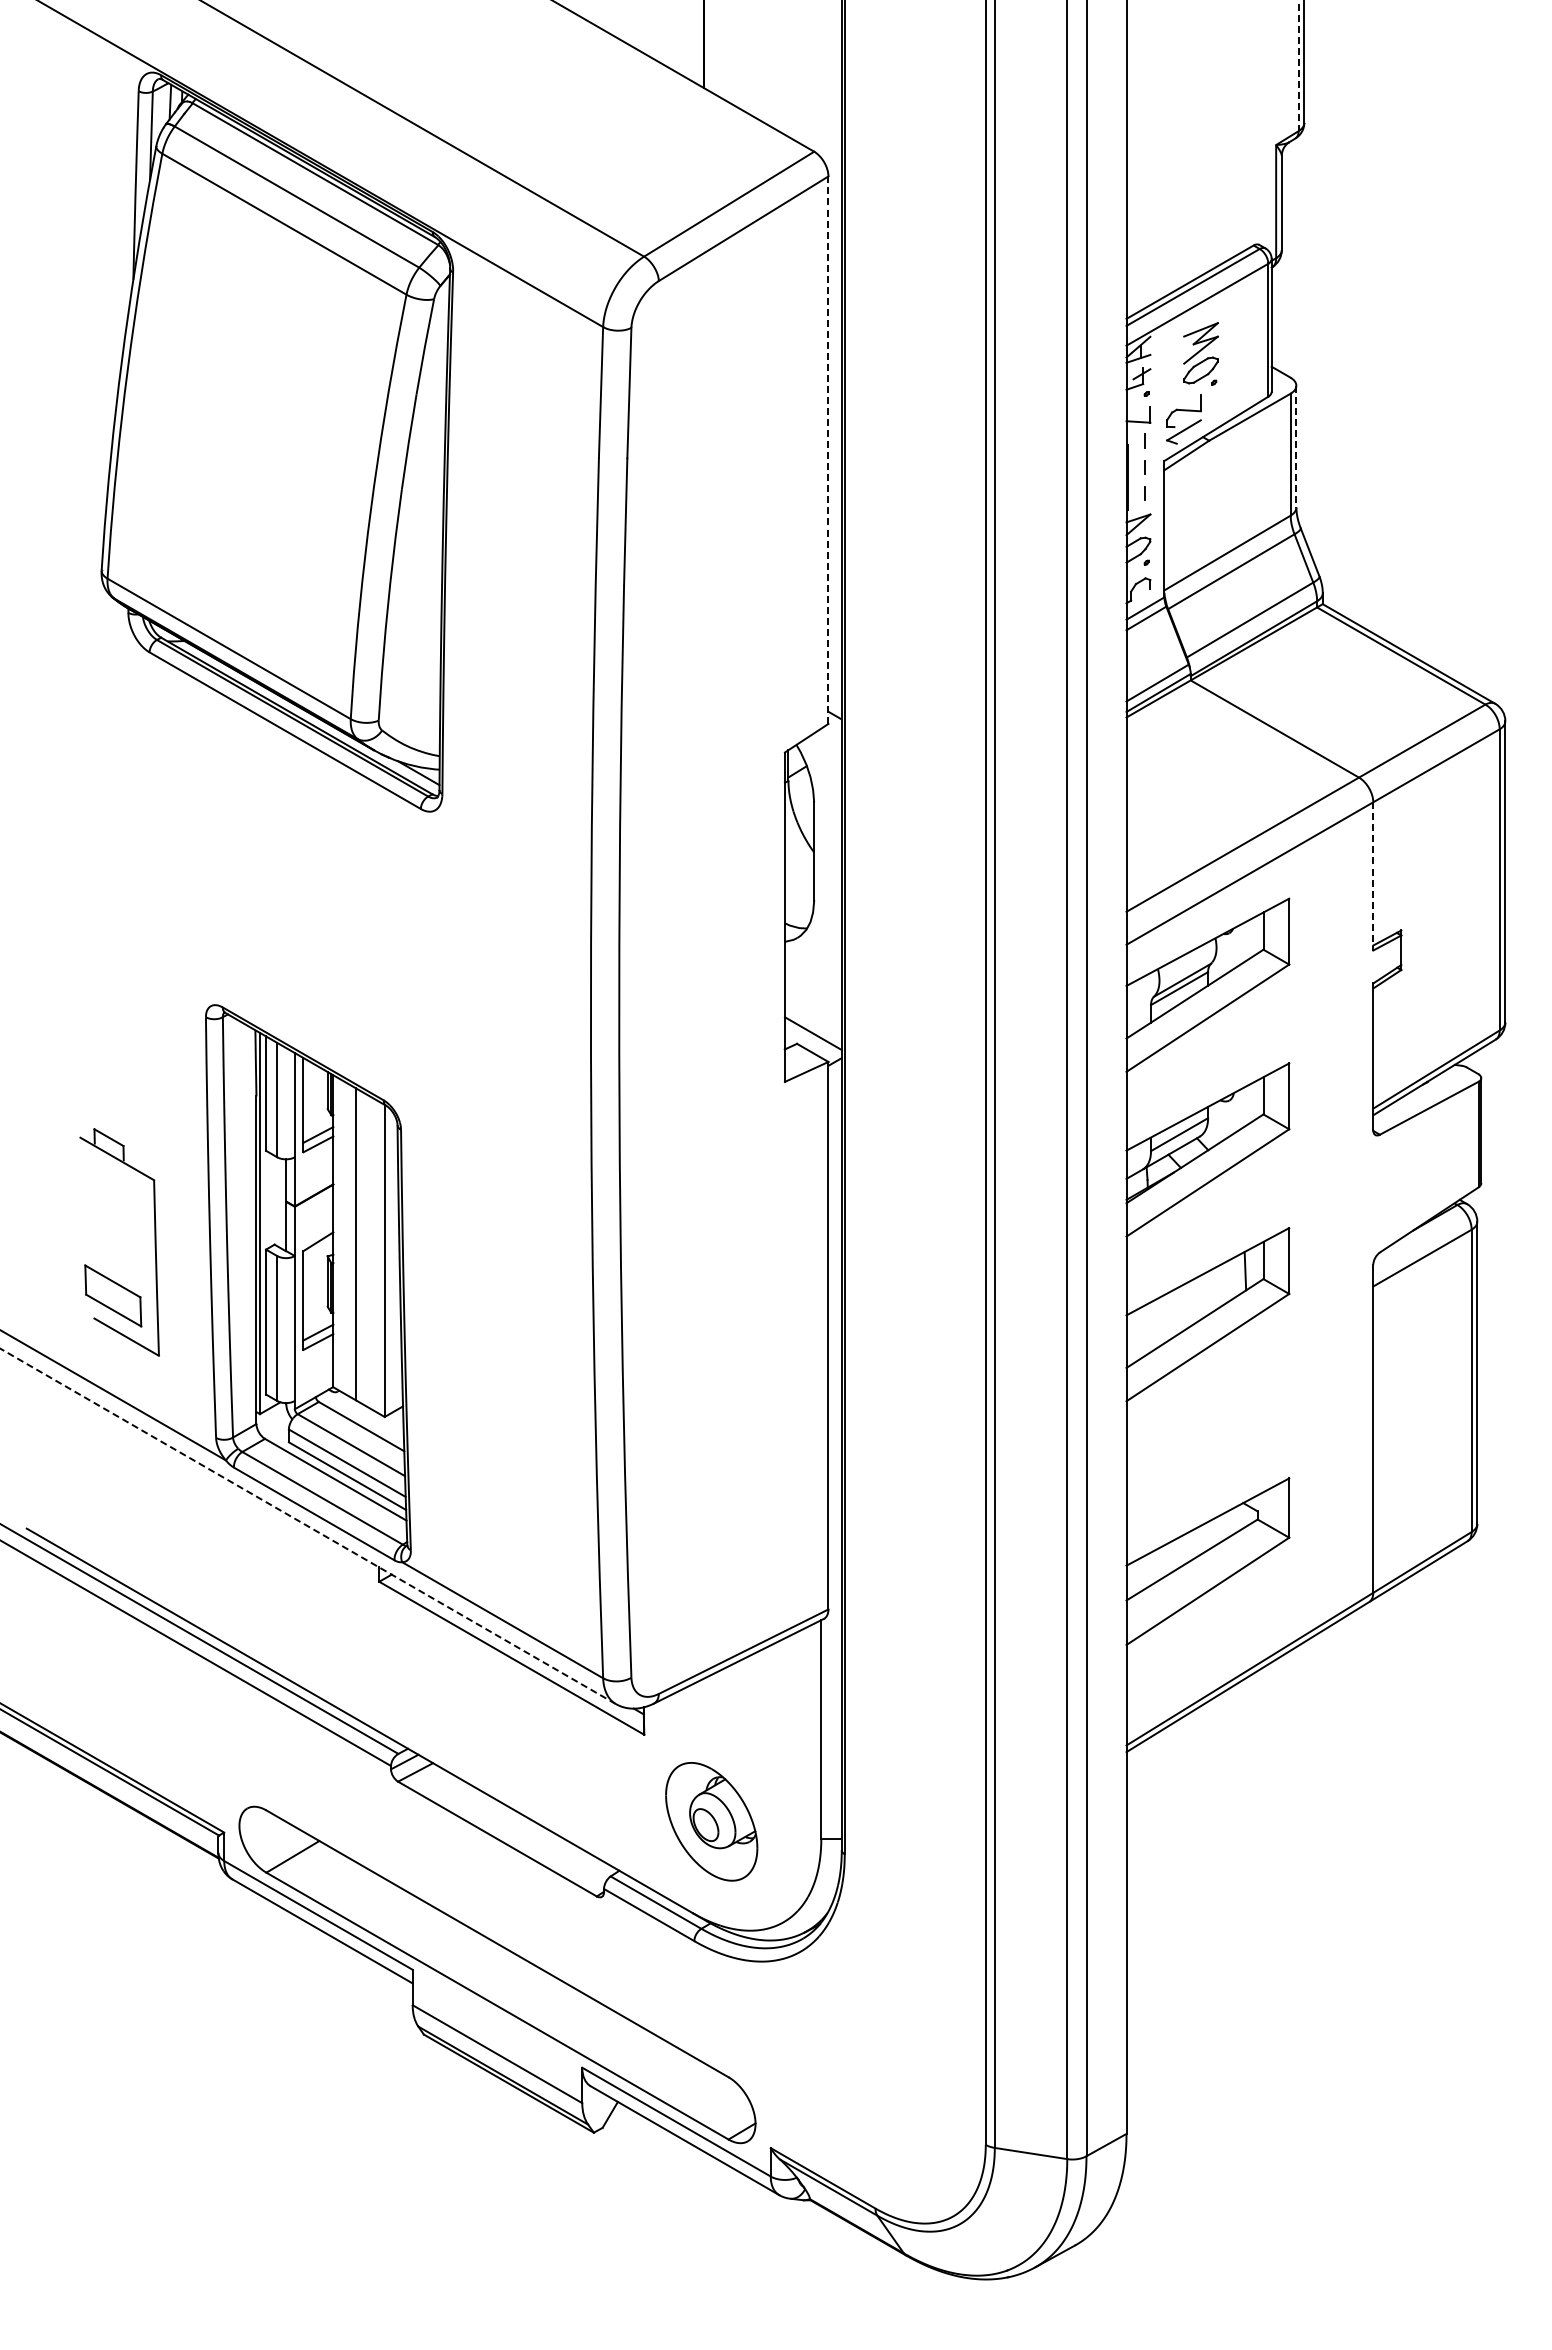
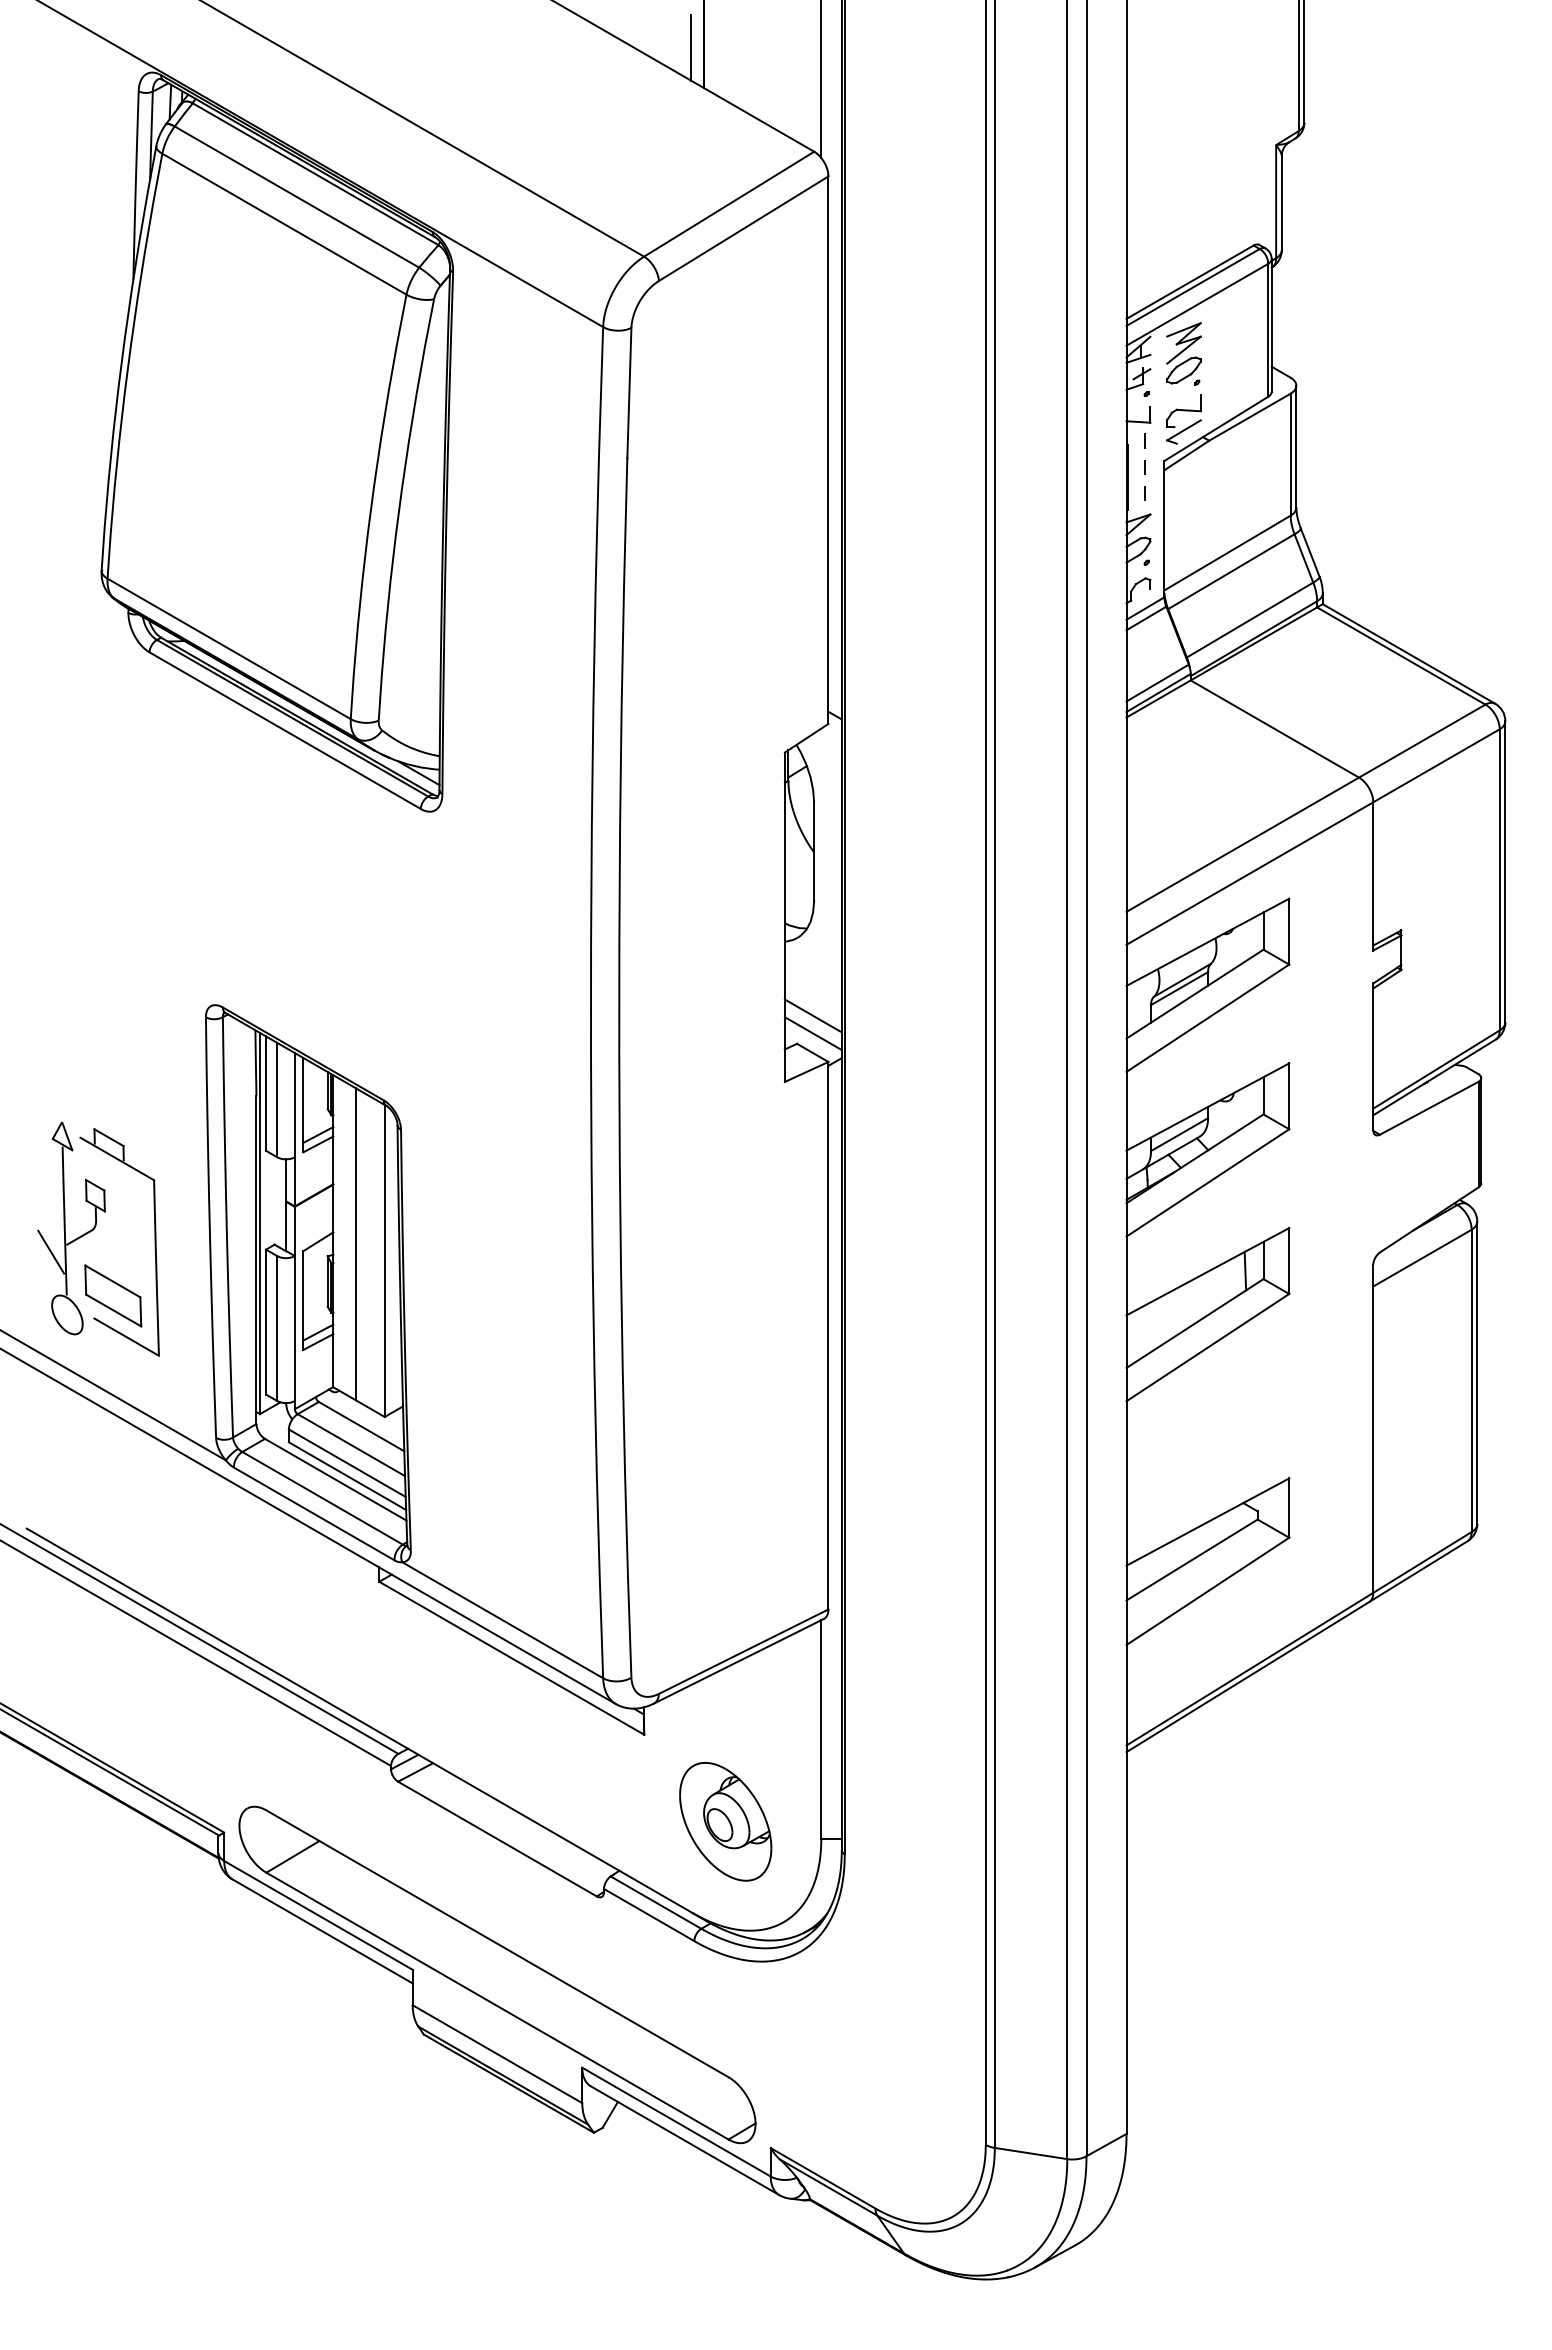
line: none -> present (691, 47)
line: dashed -> solid (1298, 66)
line: none -> present (821, 79)
part position: (1200, 353) -> (1183, 353) (1183, 353)
line: dashed -> solid (1296, 446)
line: dashed -> solid (828, 450)
line: dashed -> solid (1373, 876)
line: none -> present (812, 1015)
part: none -> present (71, 1228)
line: dashed -> solid (307, 1526)
part position: (711, 1821) -> (725, 1821) (725, 1821)
